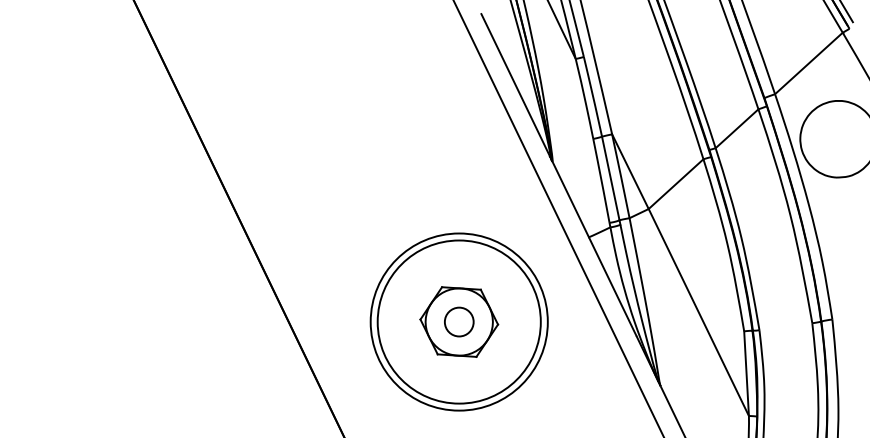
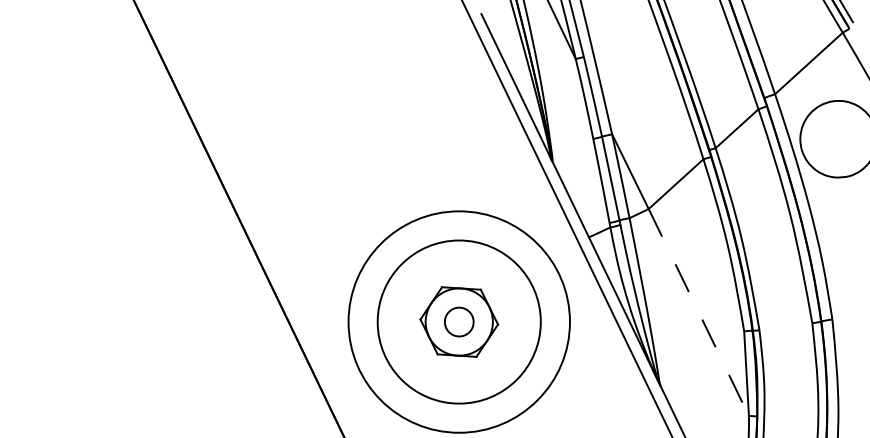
line position: (558, 218) -> (566, 218) (566, 218)
line: solid -> dashed (698, 312)
circle diameter: 177 px -> 221 px (458, 321)
